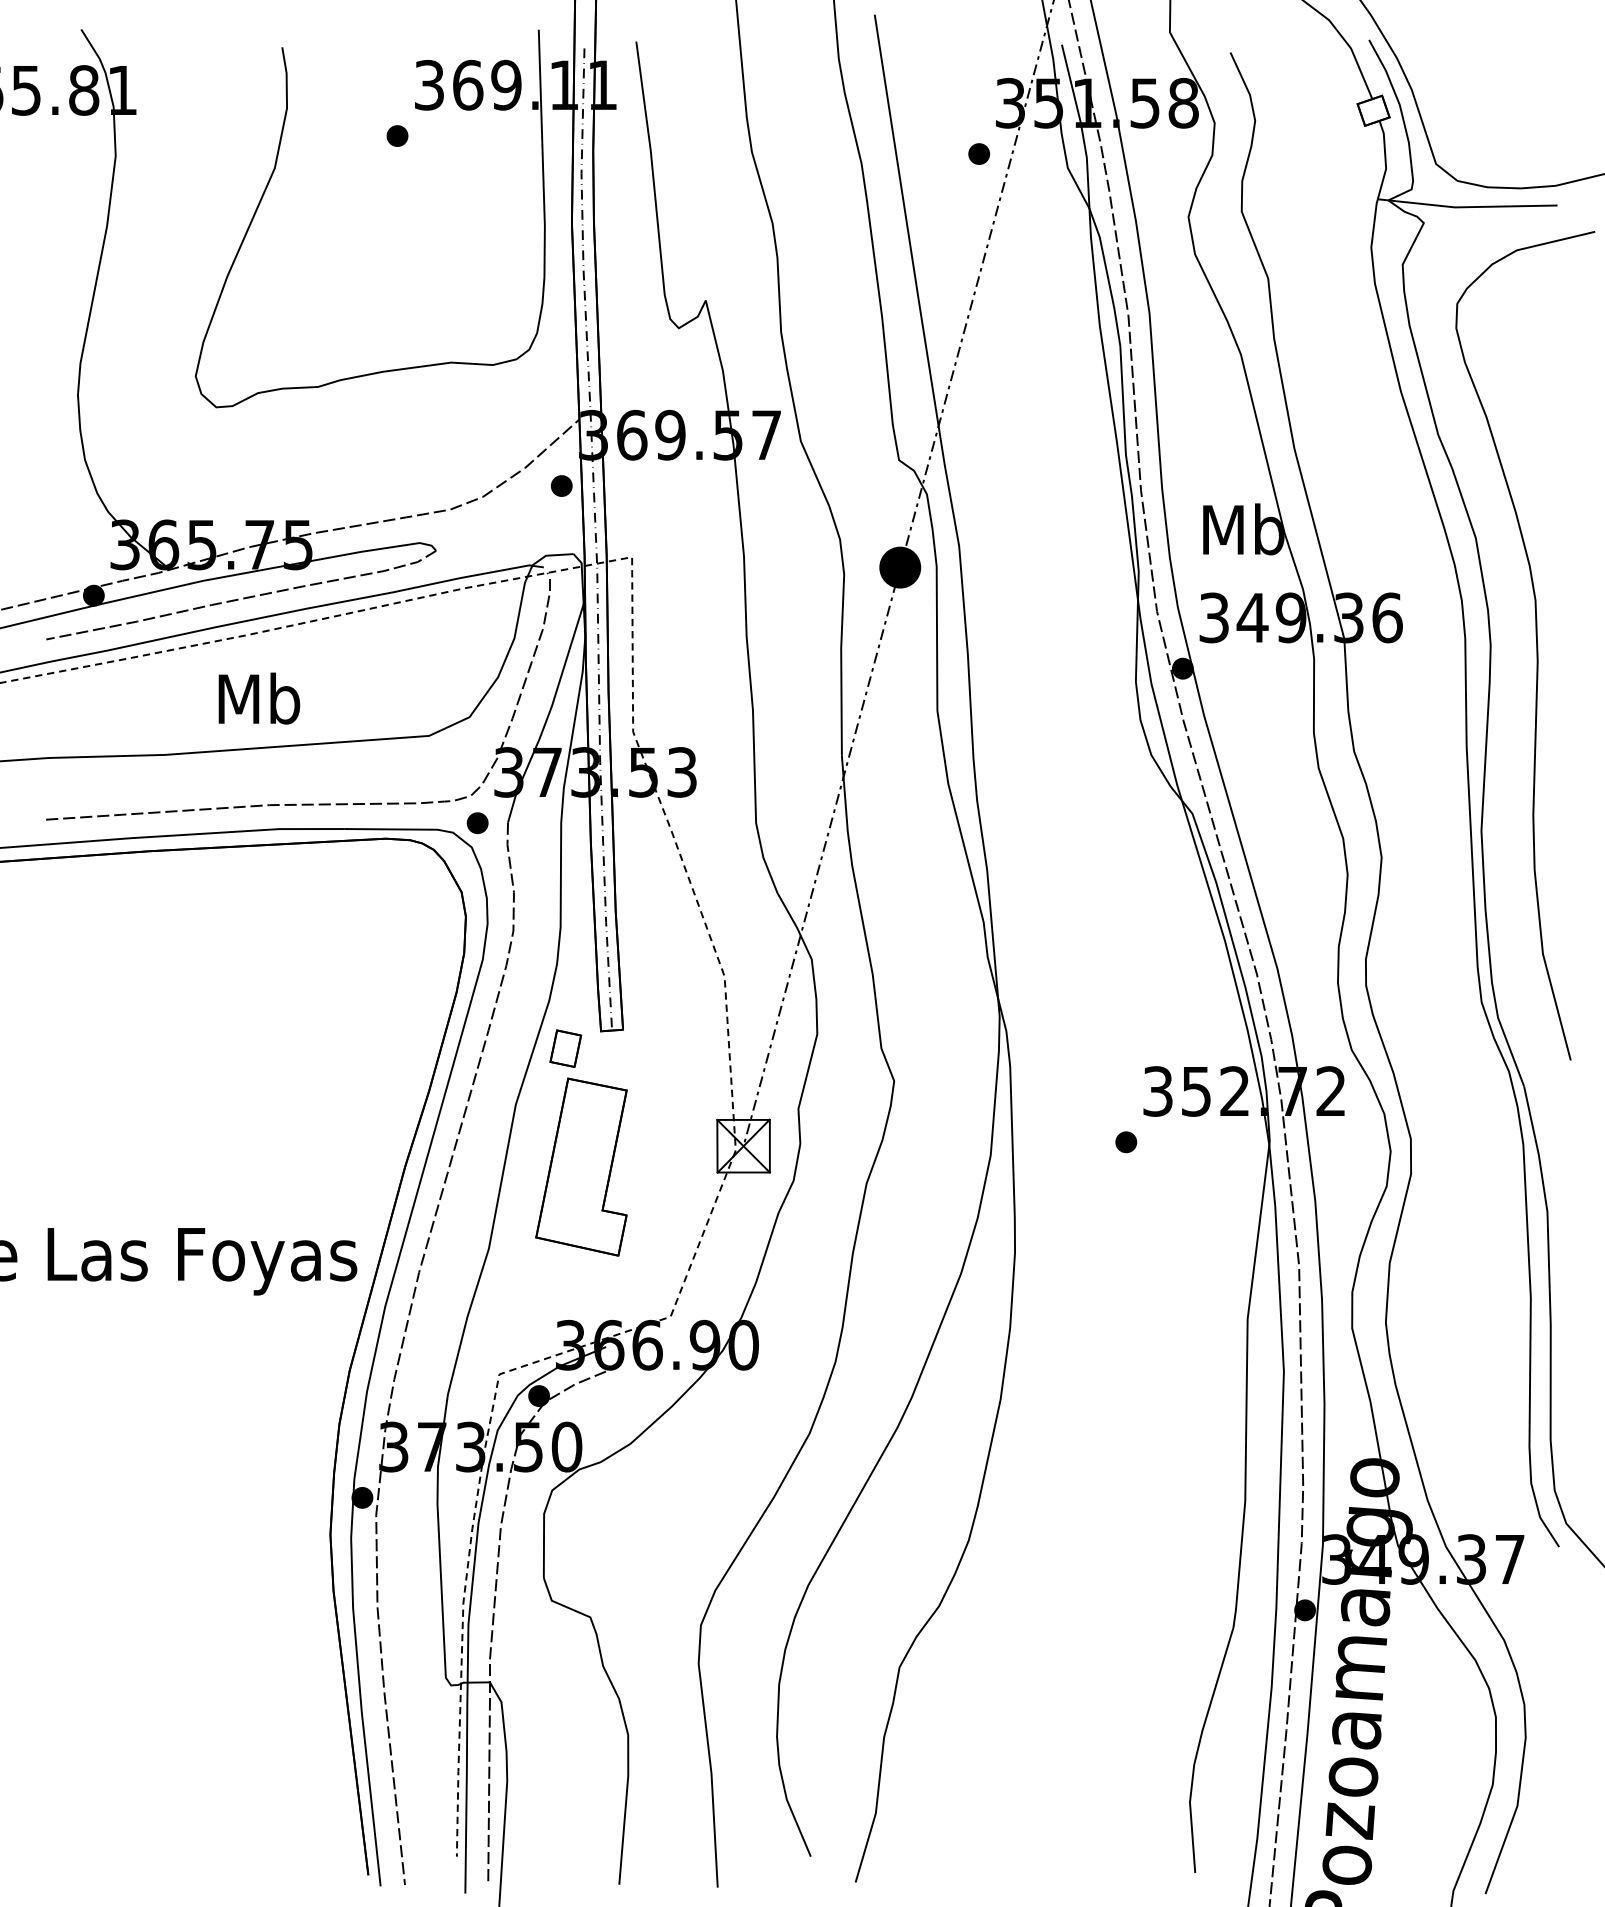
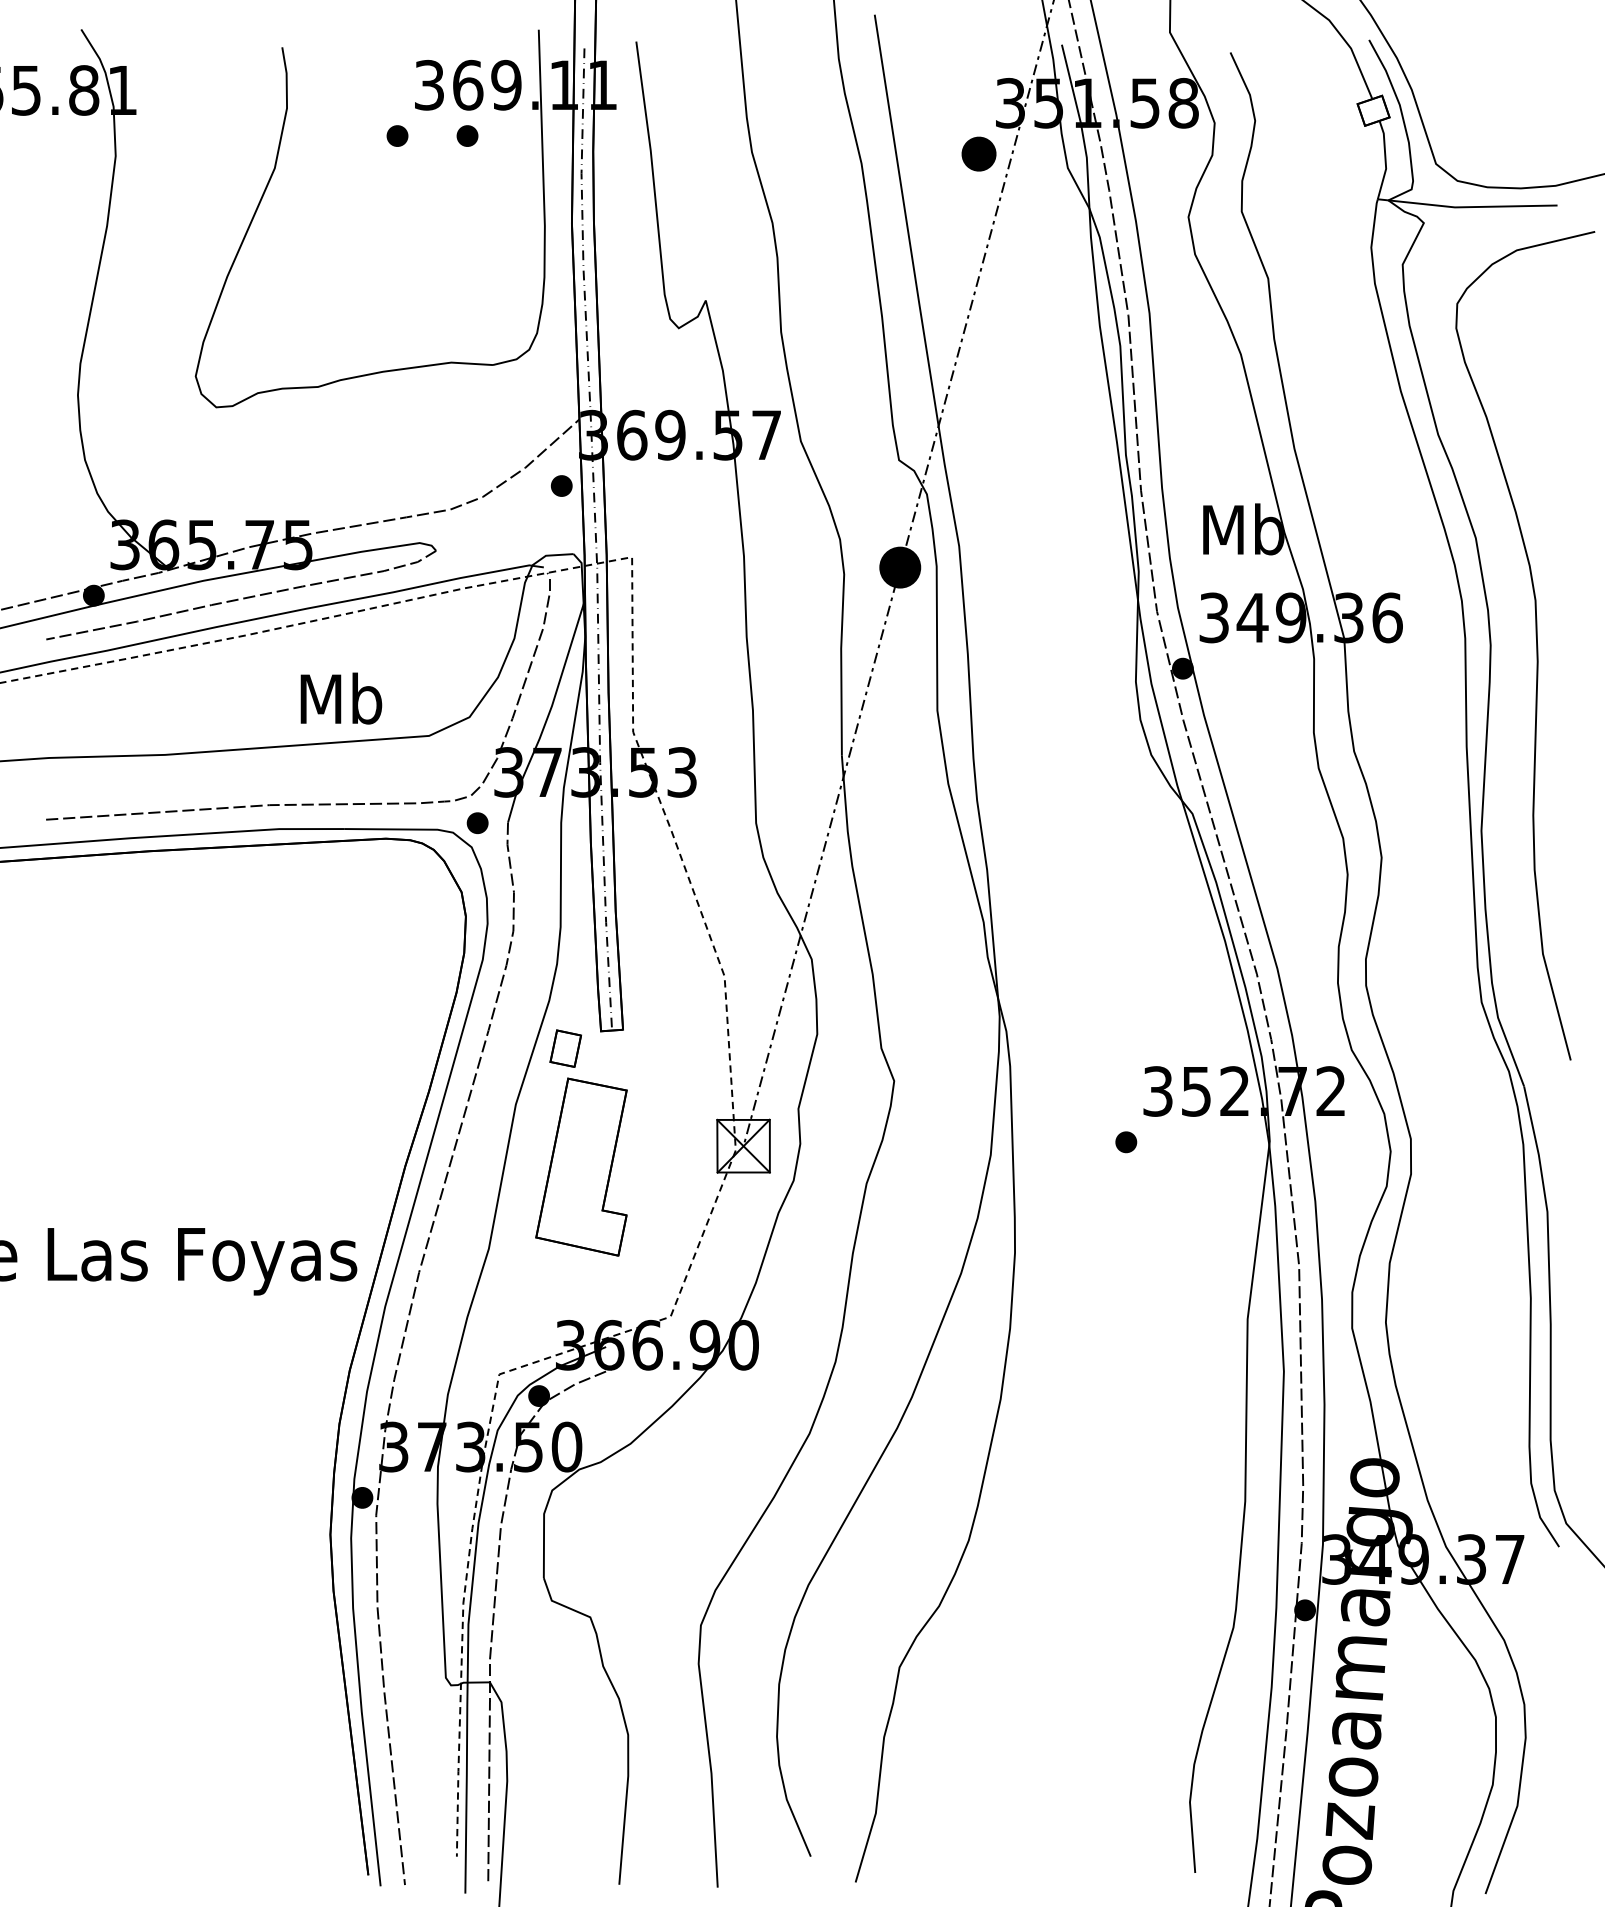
part: none -> present (467, 135)
part size: 23x22 px -> 36x36 px (978, 153)
text position: (259, 698) -> (341, 698) (341, 698)
